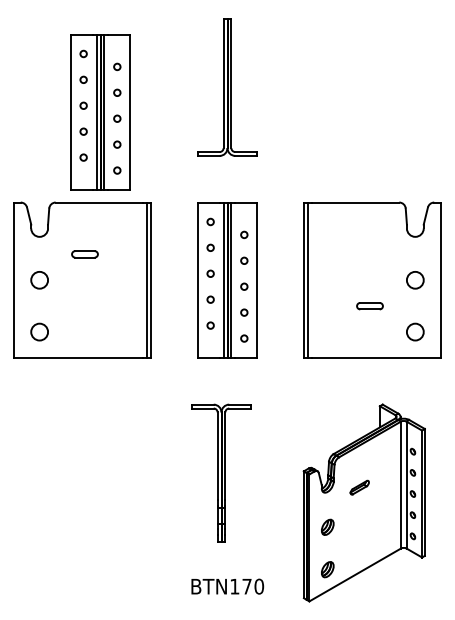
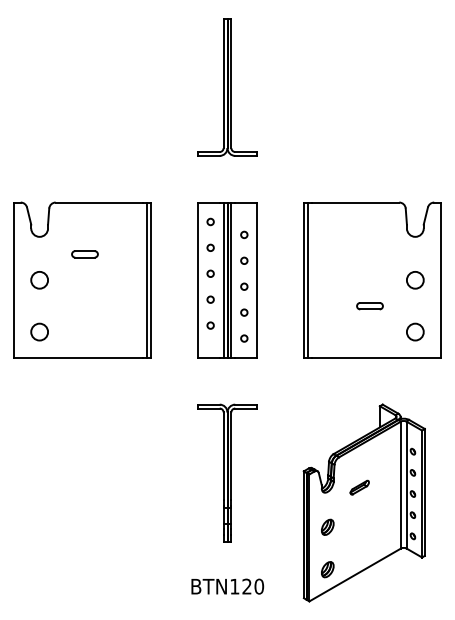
part: present -> none (100, 112)
part position: (221, 472) -> (227, 472) (227, 472)
text: BTN170 -> BTN120 (246, 586)
